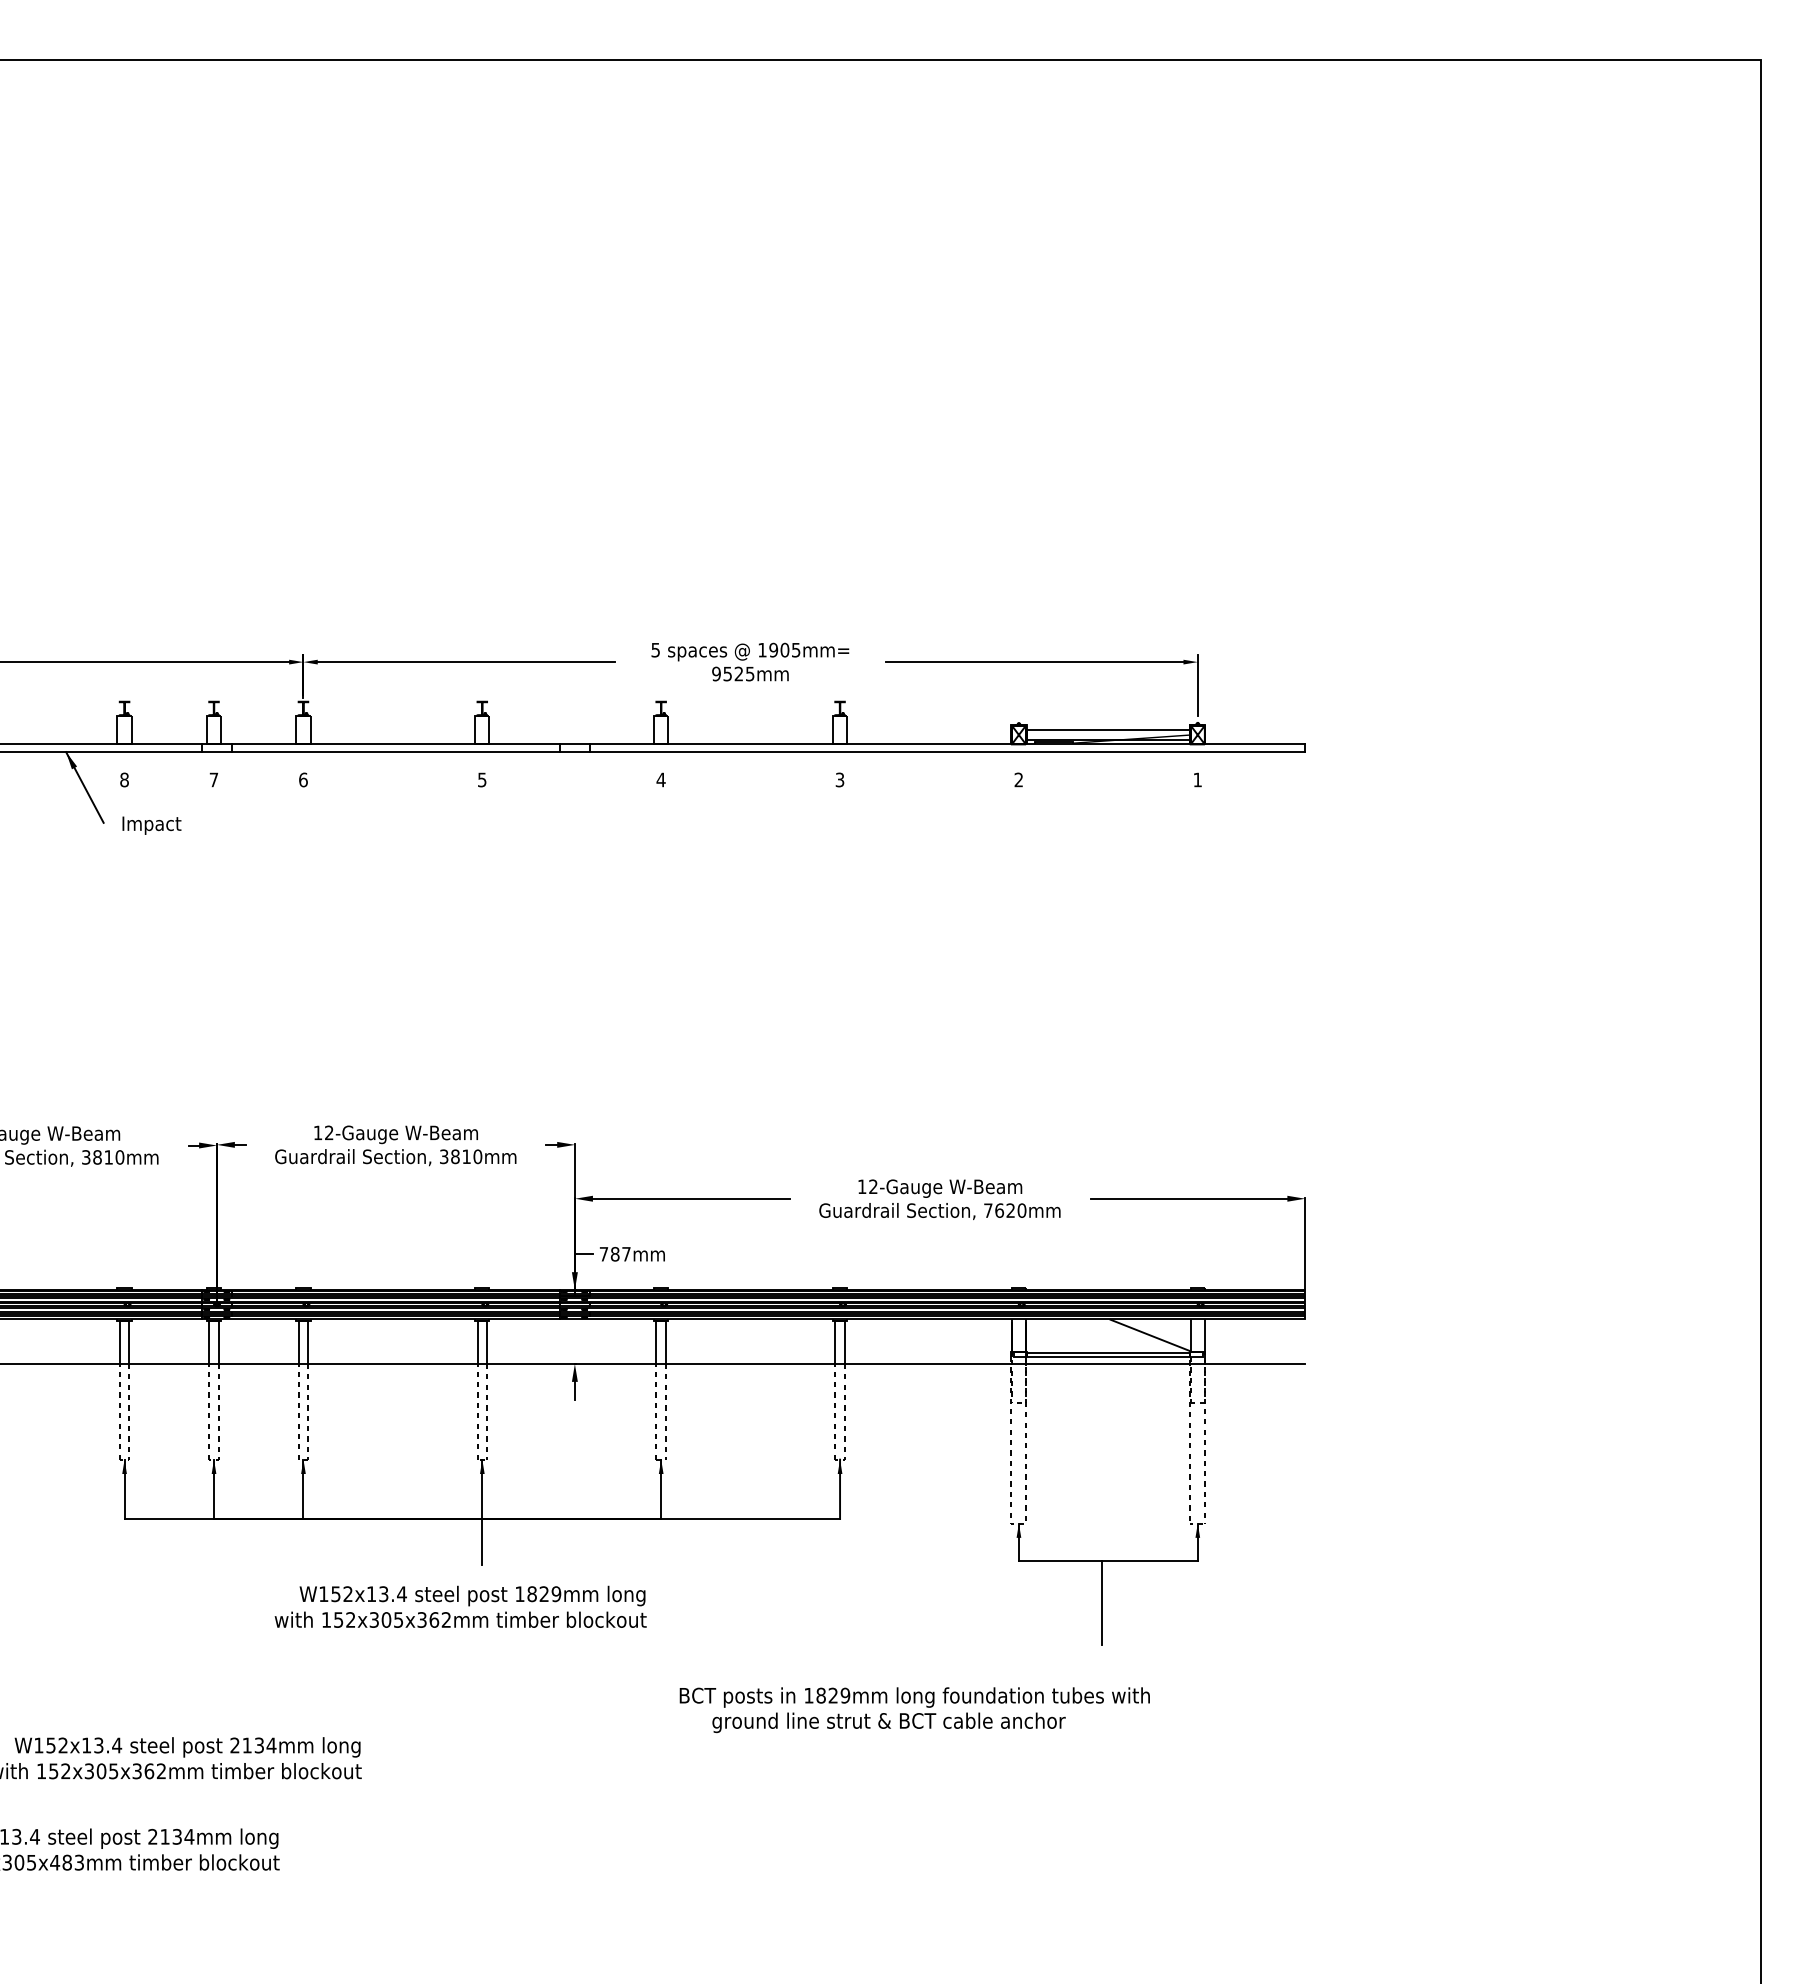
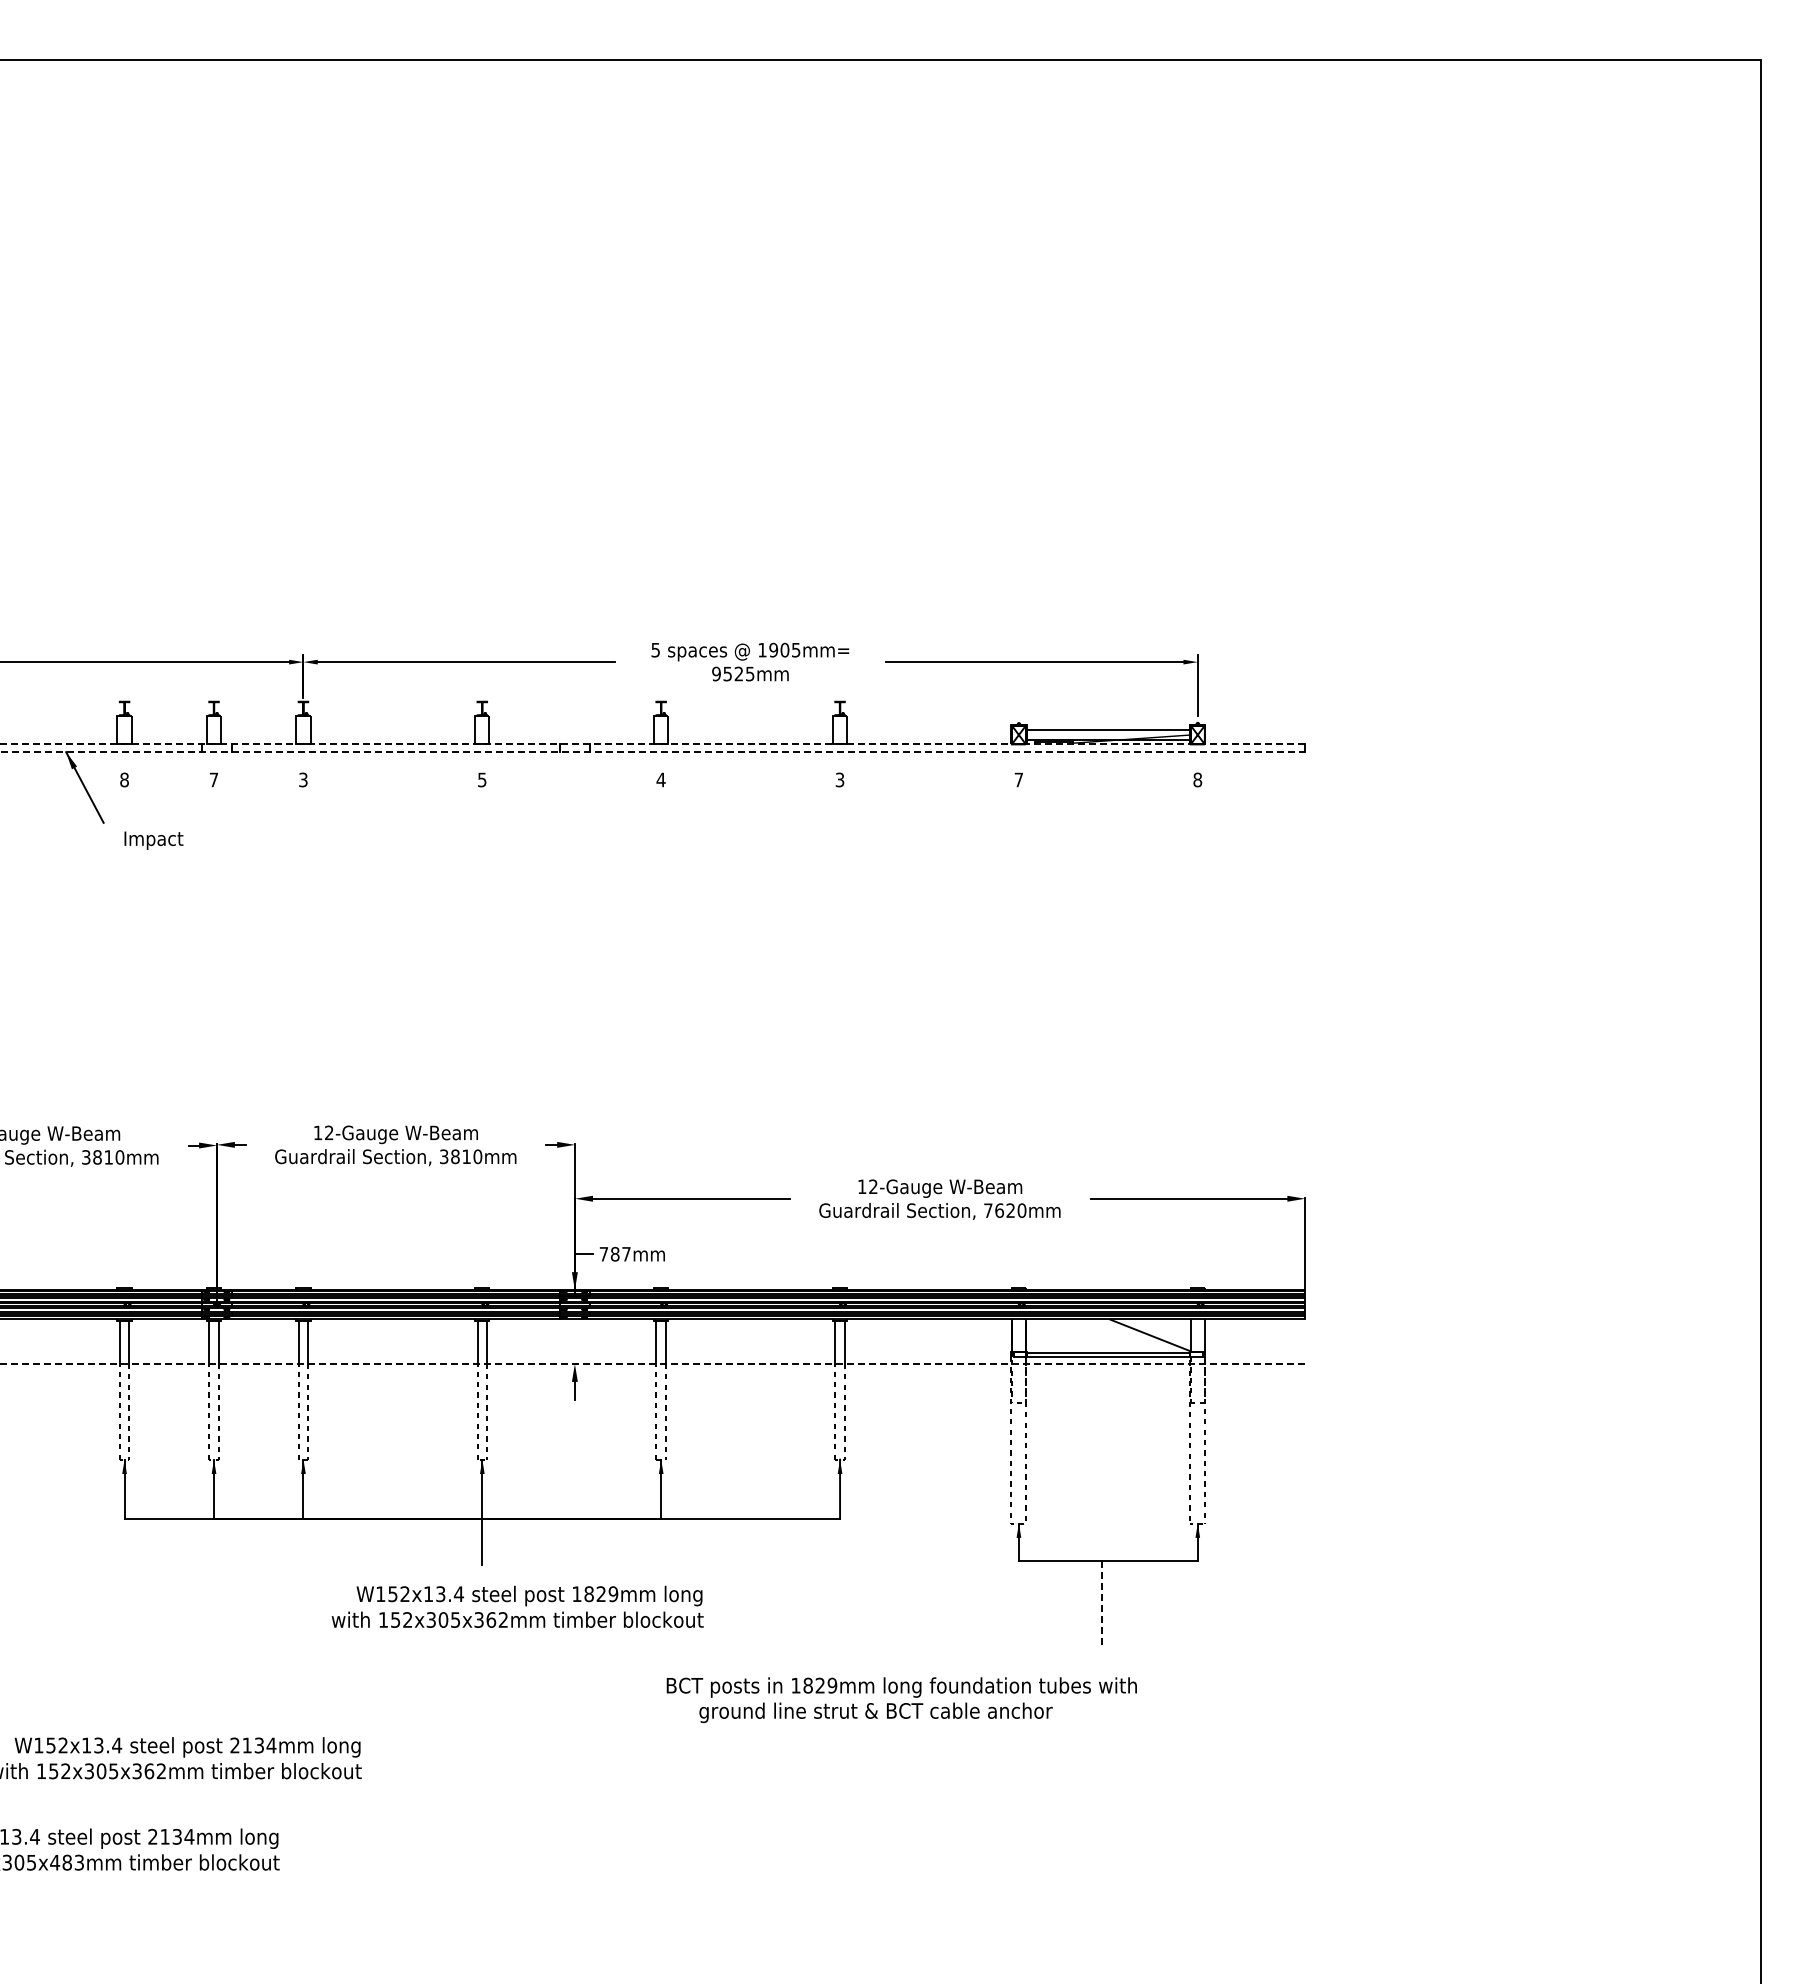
line: solid -> dashed (653, 744)
line: solid -> dashed (653, 752)
text: 6 -> 3 (303, 779)
text: 2 -> 7 (1018, 779)
text: 1 -> 8 (1197, 779)
text position: (151, 825) -> (153, 840) (153, 840)
line: solid -> dashed (652, 1363)
line: solid -> dashed (1101, 1603)
text position: (460, 1606) -> (517, 1606) (517, 1606)
text position: (914, 1710) -> (901, 1700) (901, 1700)
